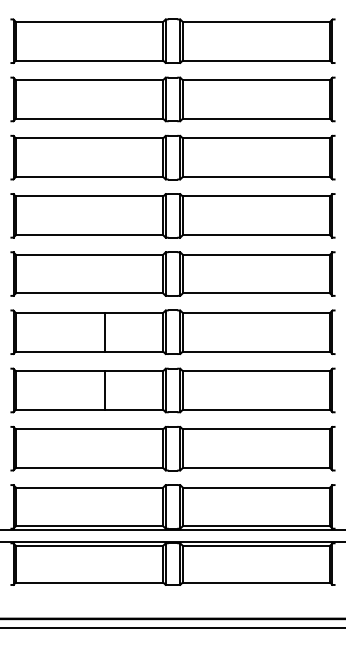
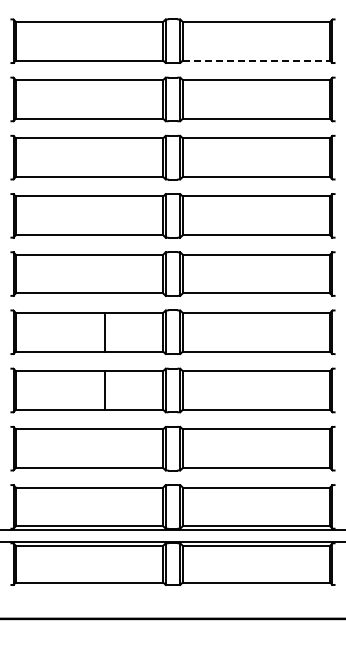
line: solid -> dashed (256, 60)
line: present -> none (172, 627)
